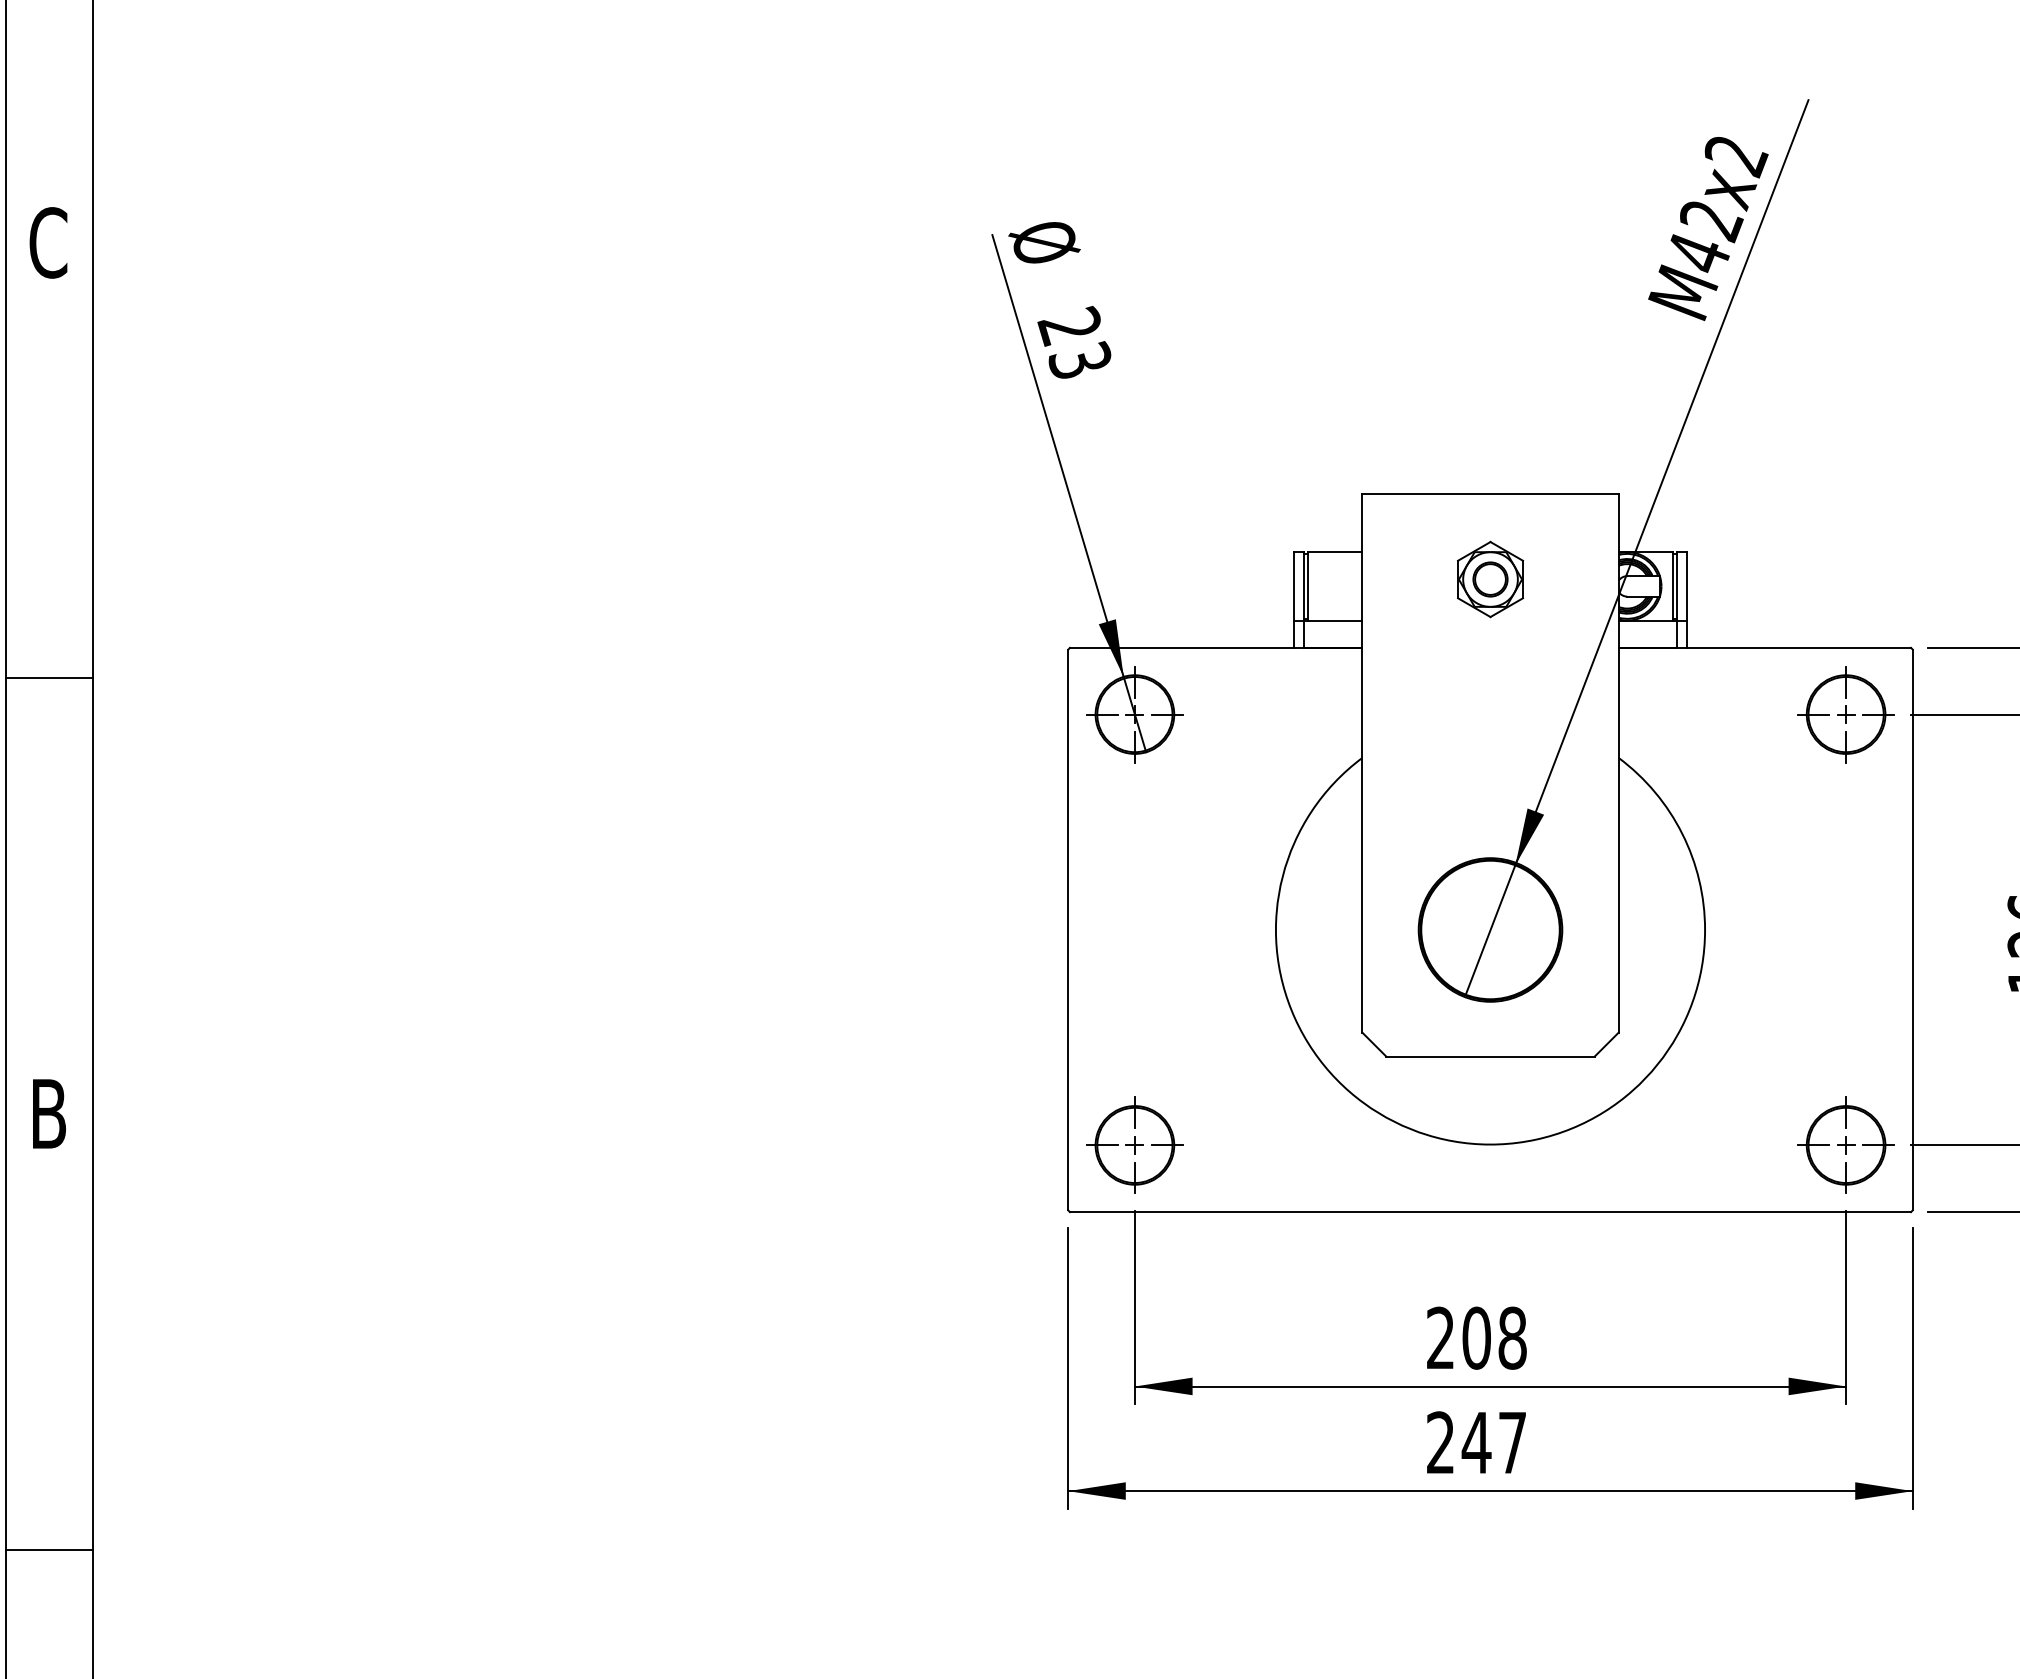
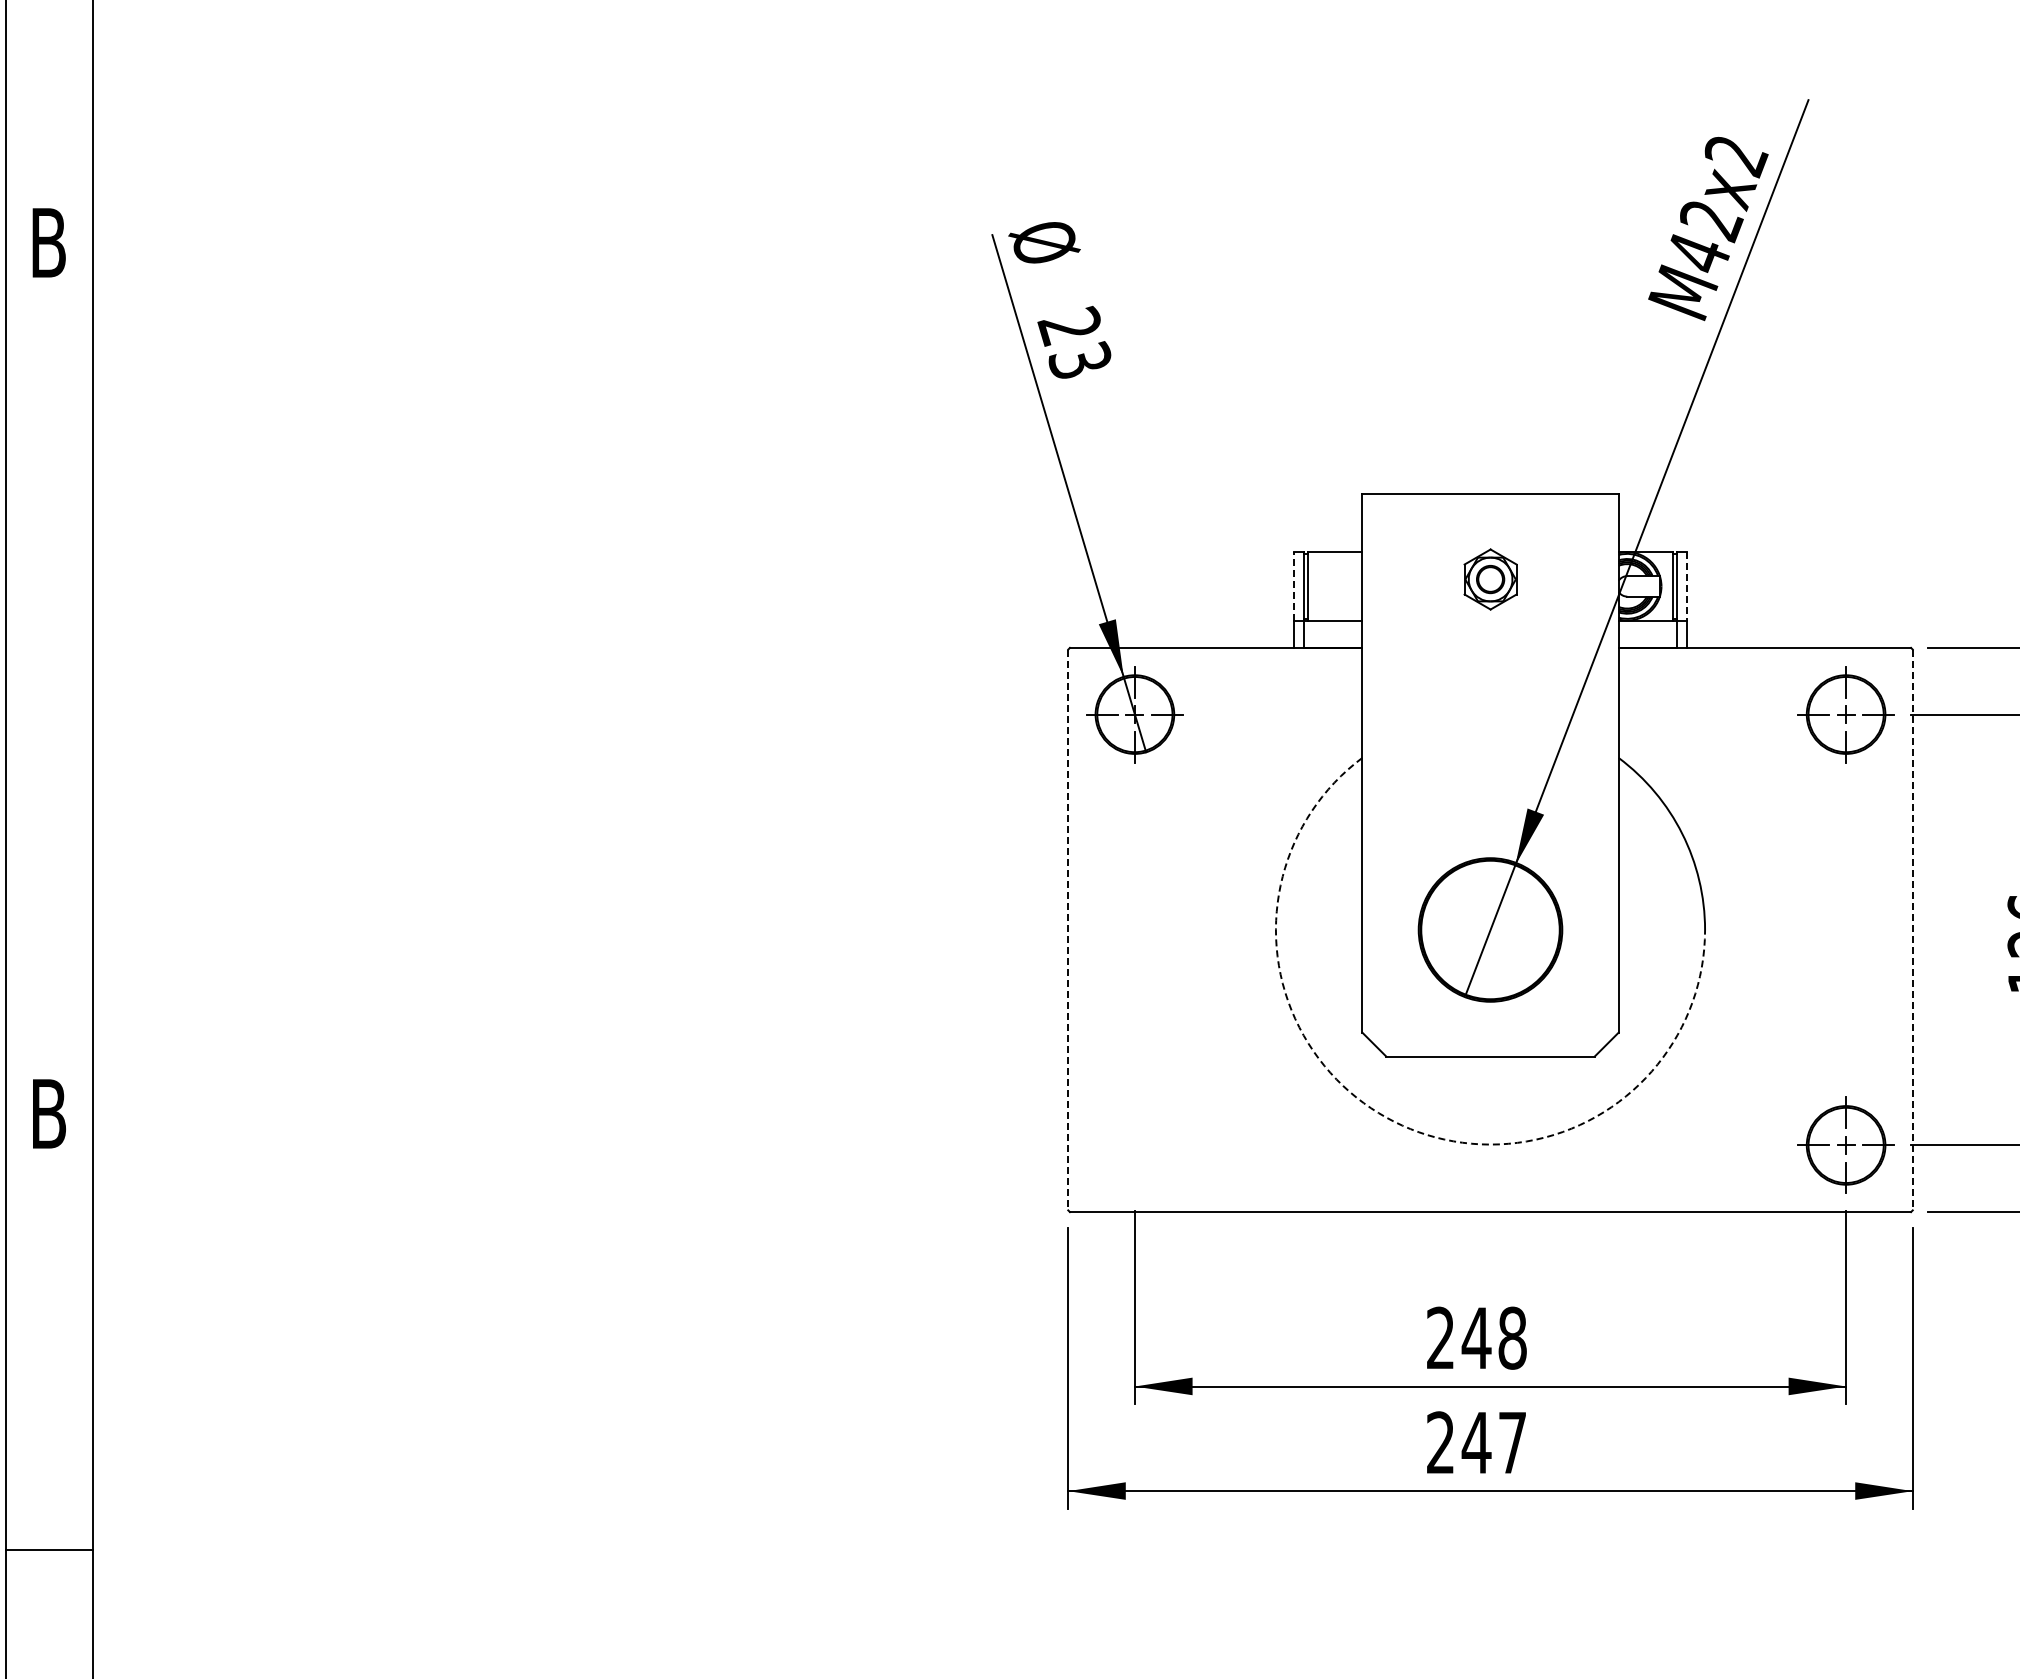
text: C -> B (48, 242)
part size: 68x79 px -> 55x63 px (1490, 579)
line: solid -> dashed (1293, 585)
line: solid -> dashed (1687, 586)
line: present -> none (48, 678)
line: solid -> dashed (1068, 930)
line: solid -> dashed (1912, 930)
arc: solid -> dashed (1394, 1121)
part: present -> none (1134, 1144)
text: 208 -> 248 (1476, 1337)
